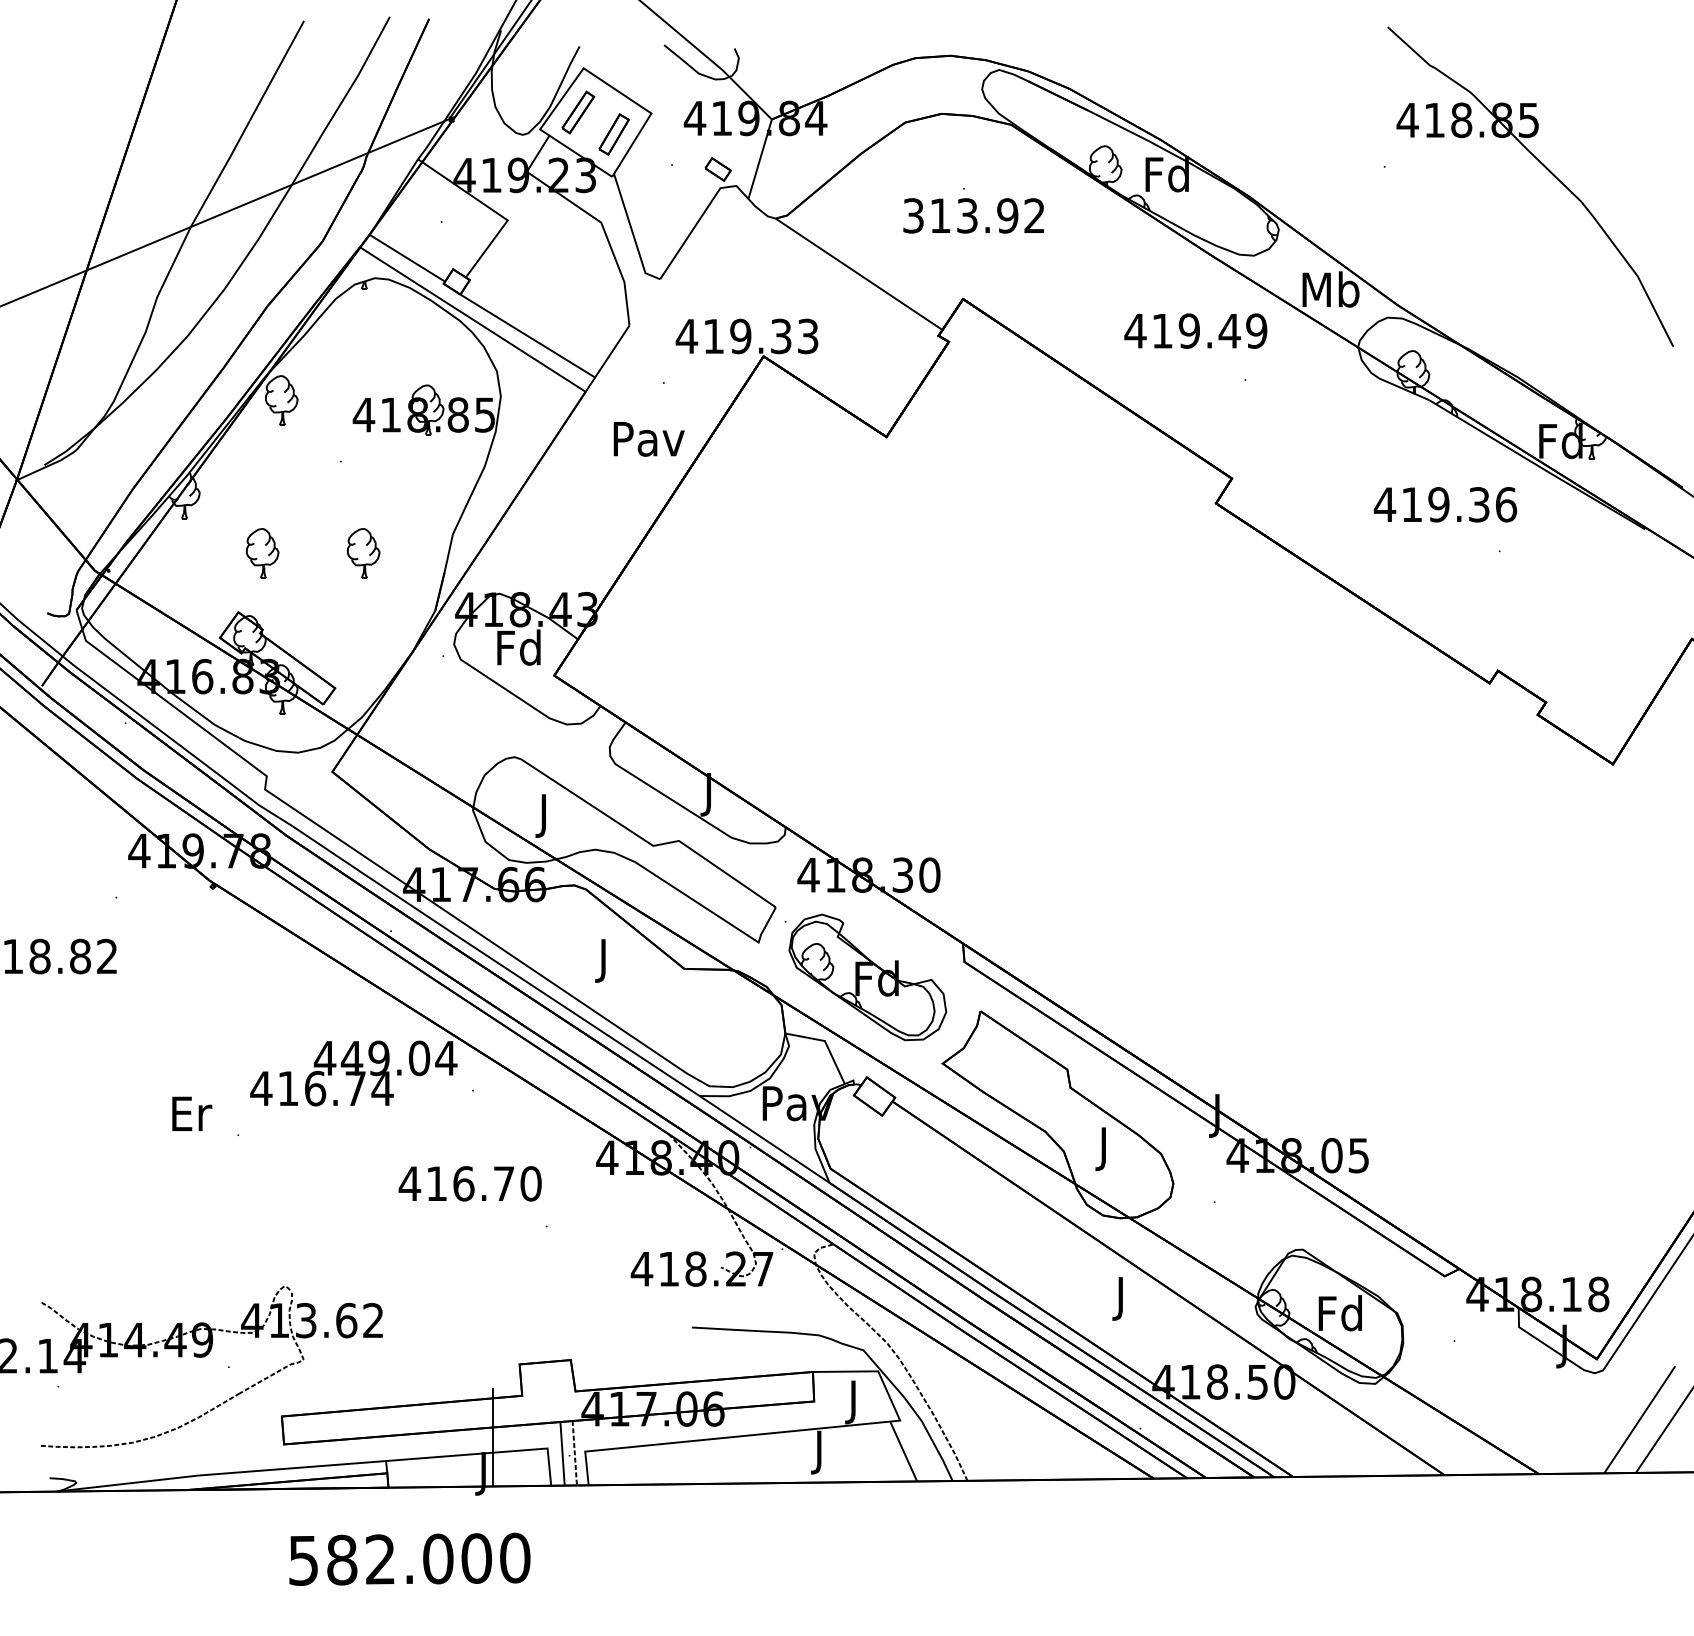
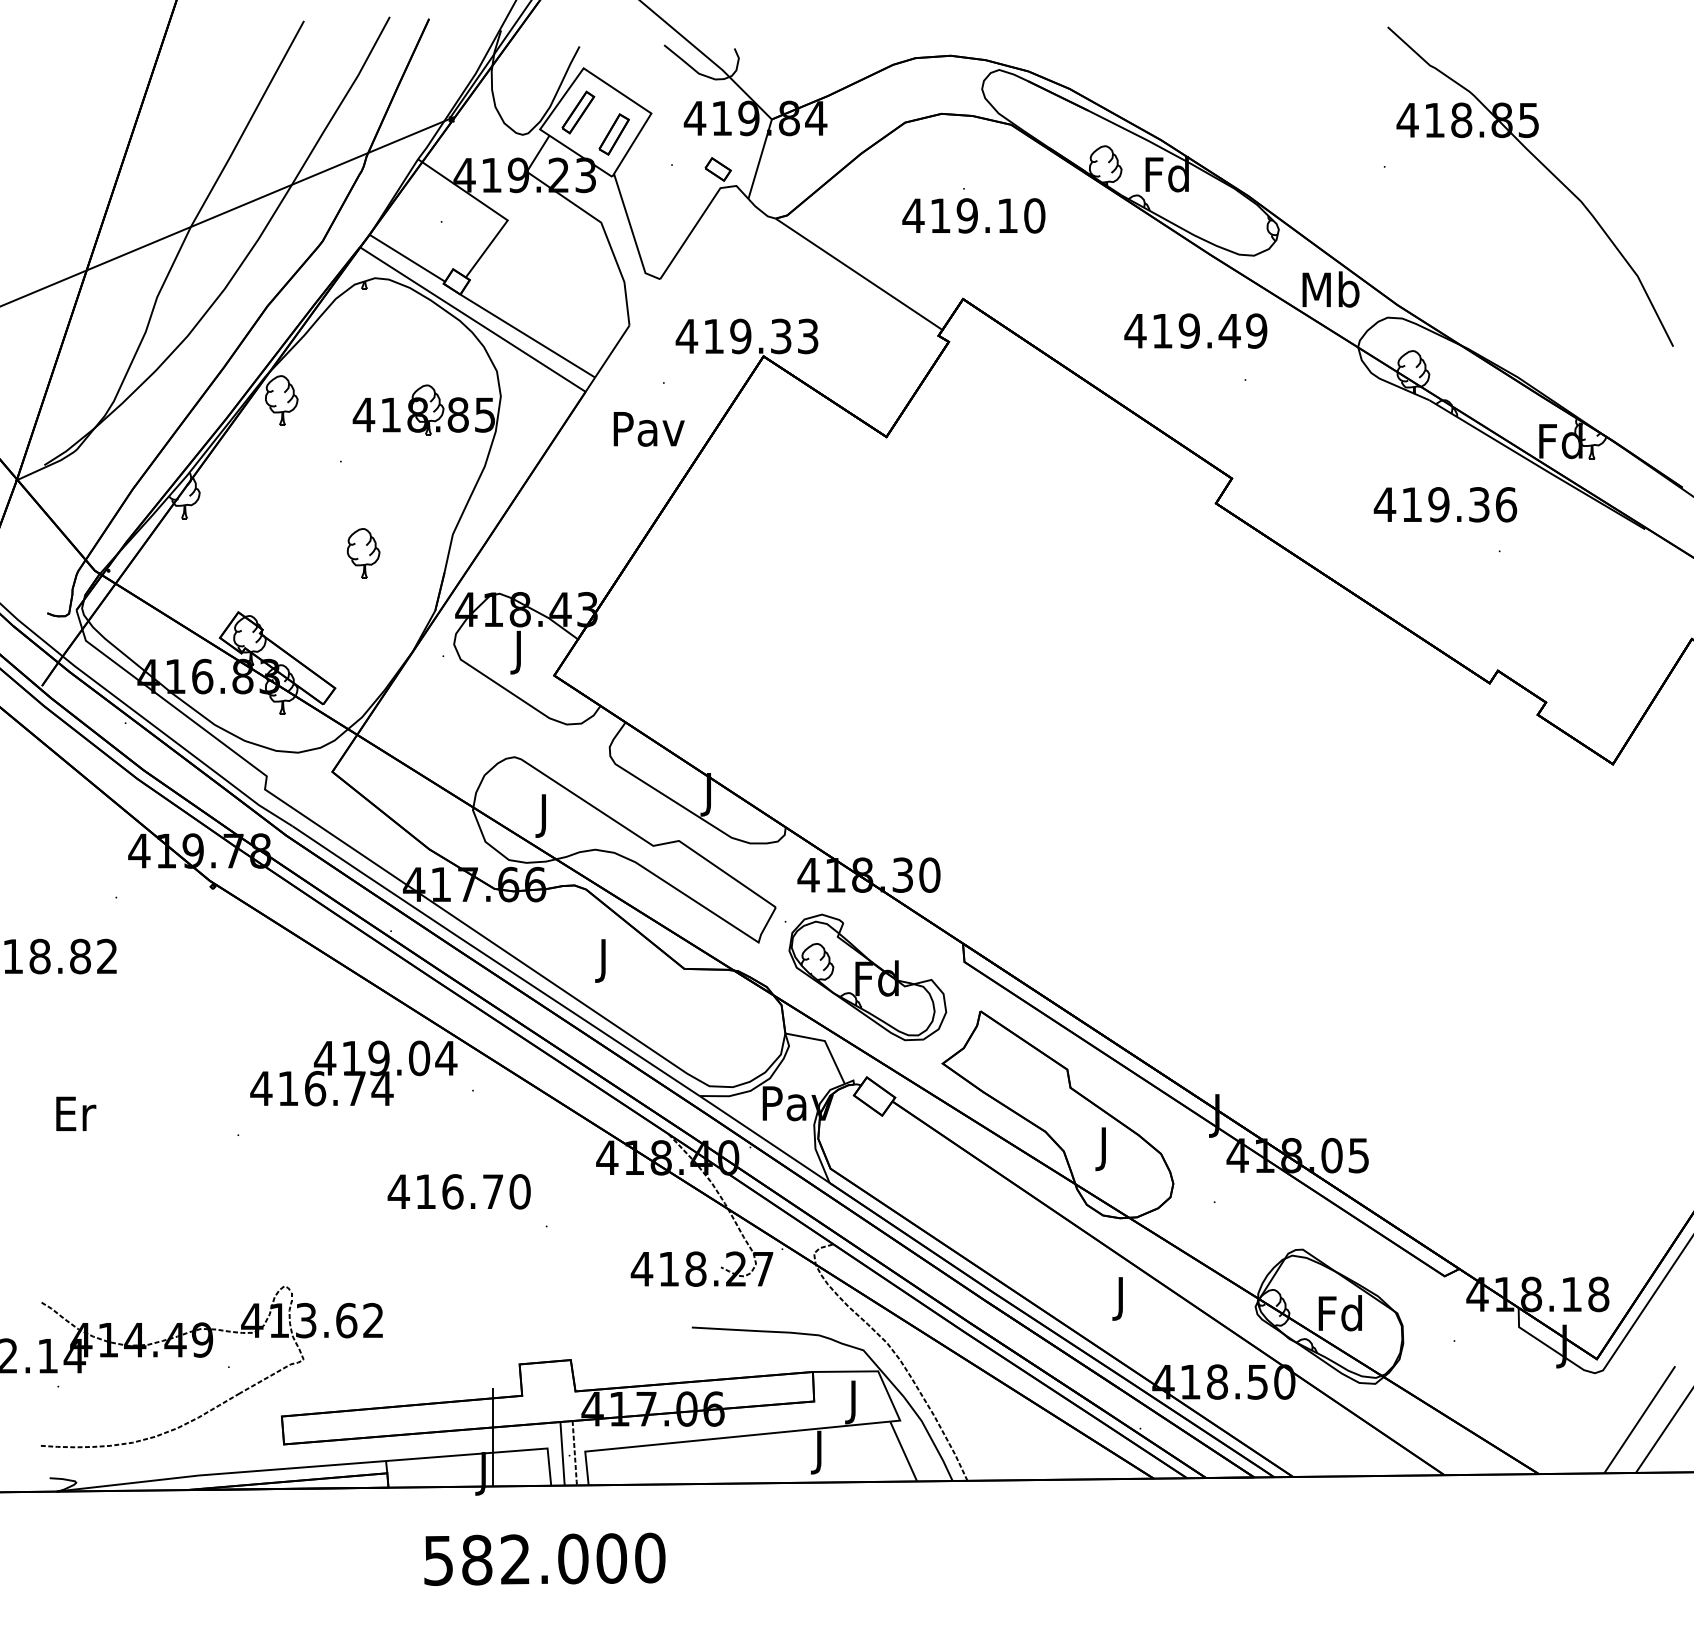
text: 313.92 -> 419.10 (973, 215)
text position: (648, 439) -> (648, 429) (648, 429)
part: present -> none (262, 553)
text: Fd -> J (518, 651)
text: 449.04 -> 419.04 (351, 1058)
text position: (192, 1113) -> (76, 1113) (76, 1113)
text position: (469, 1183) -> (458, 1191) (458, 1191)
text position: (409, 1558) -> (544, 1558) (544, 1558)
